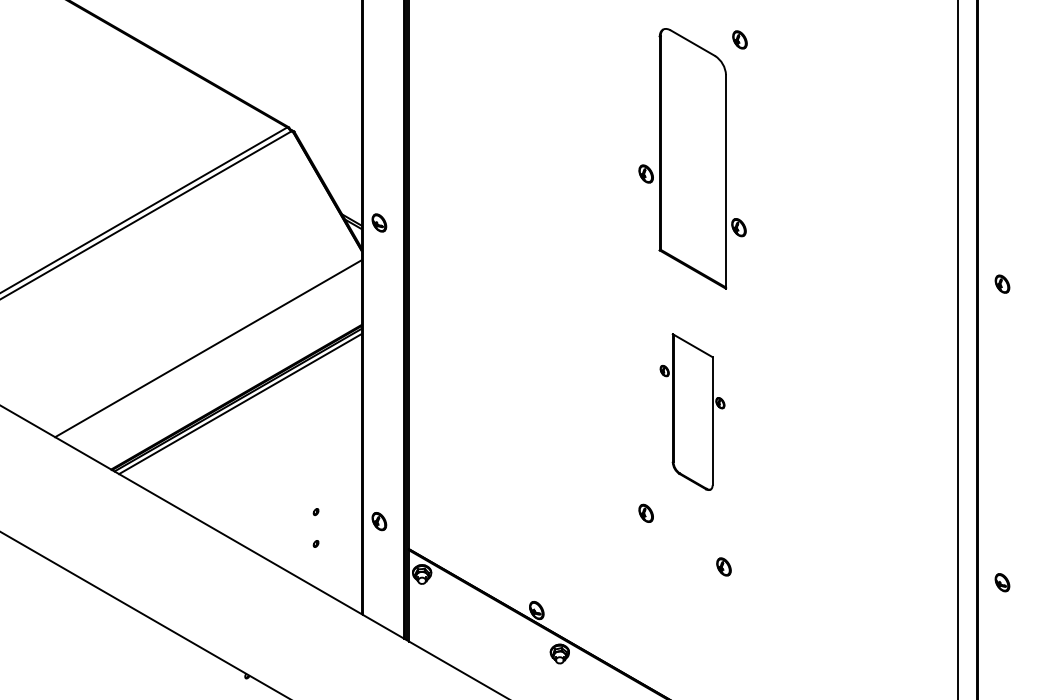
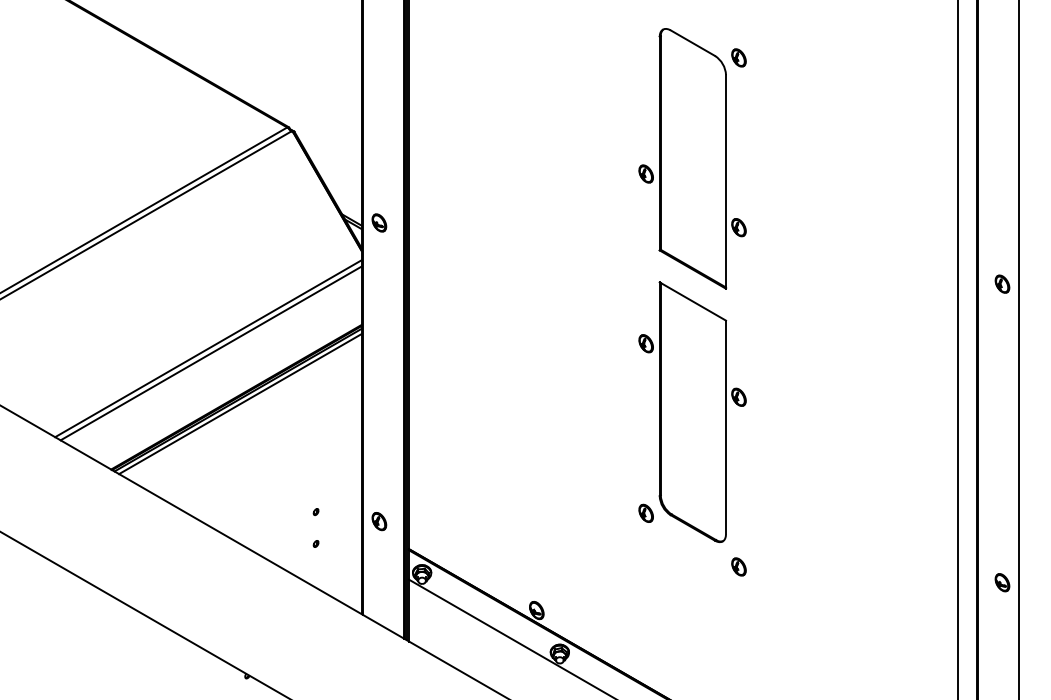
part position: (739, 39) -> (738, 57) (738, 57)
line: none -> present (1019, 349)
line: none -> present (210, 353)
part size: 67x158 px -> 109x262 px (692, 411)
part position: (723, 566) -> (738, 566) (738, 566)
line: none -> present (510, 637)
